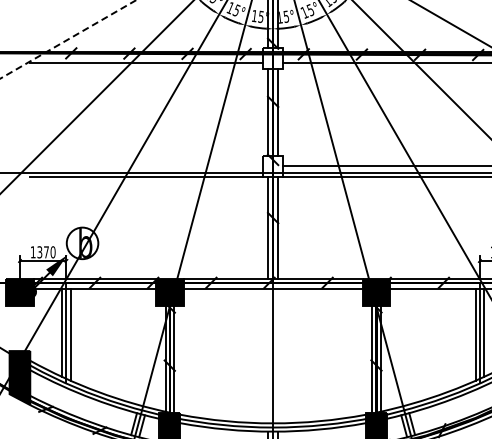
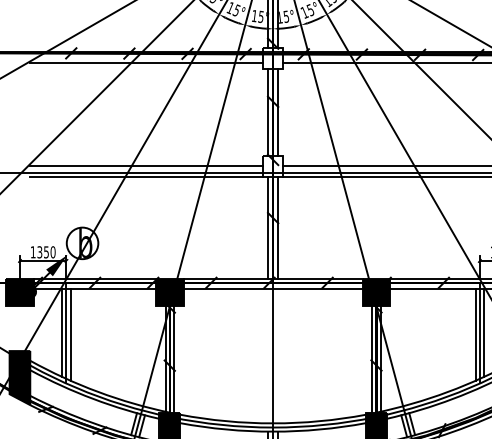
line: dashed -> solid (69, 39)
line: none -> present (146, 166)
text: 1370 -> 1350 (46, 252)
